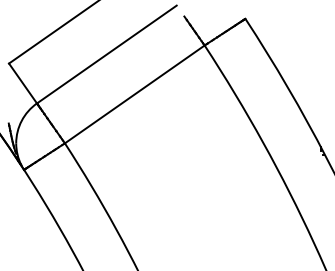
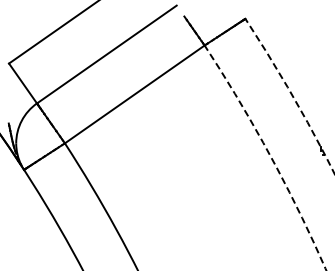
arc: solid -> dashed (292, 95)
arc: solid -> dashed (270, 155)
